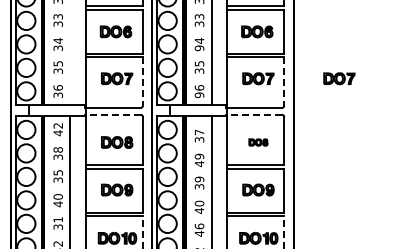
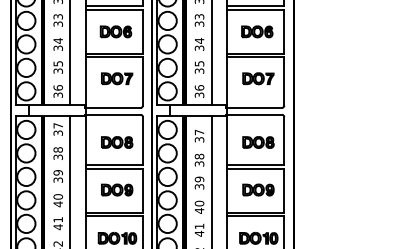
text: 94 -> 34 (199, 48)
line: none -> present (70, 53)
part: present -> none (339, 78)
line: dashed -> solid (142, 82)
line: dashed -> solid (284, 82)
text: 96 -> 36 (199, 95)
line: dashed -> solid (112, 114)
line: dashed -> solid (254, 114)
text: 42 -> 37 (57, 129)
part size: 21x9 px -> 33x13 px (258, 142)
text: 49 -> 38 (199, 159)
text: 35 -> 39 (57, 172)
text: 46 -> 41 (199, 226)
text: 31 -> 41 (57, 227)
line: dashed -> solid (142, 231)
line: dashed -> solid (284, 231)
